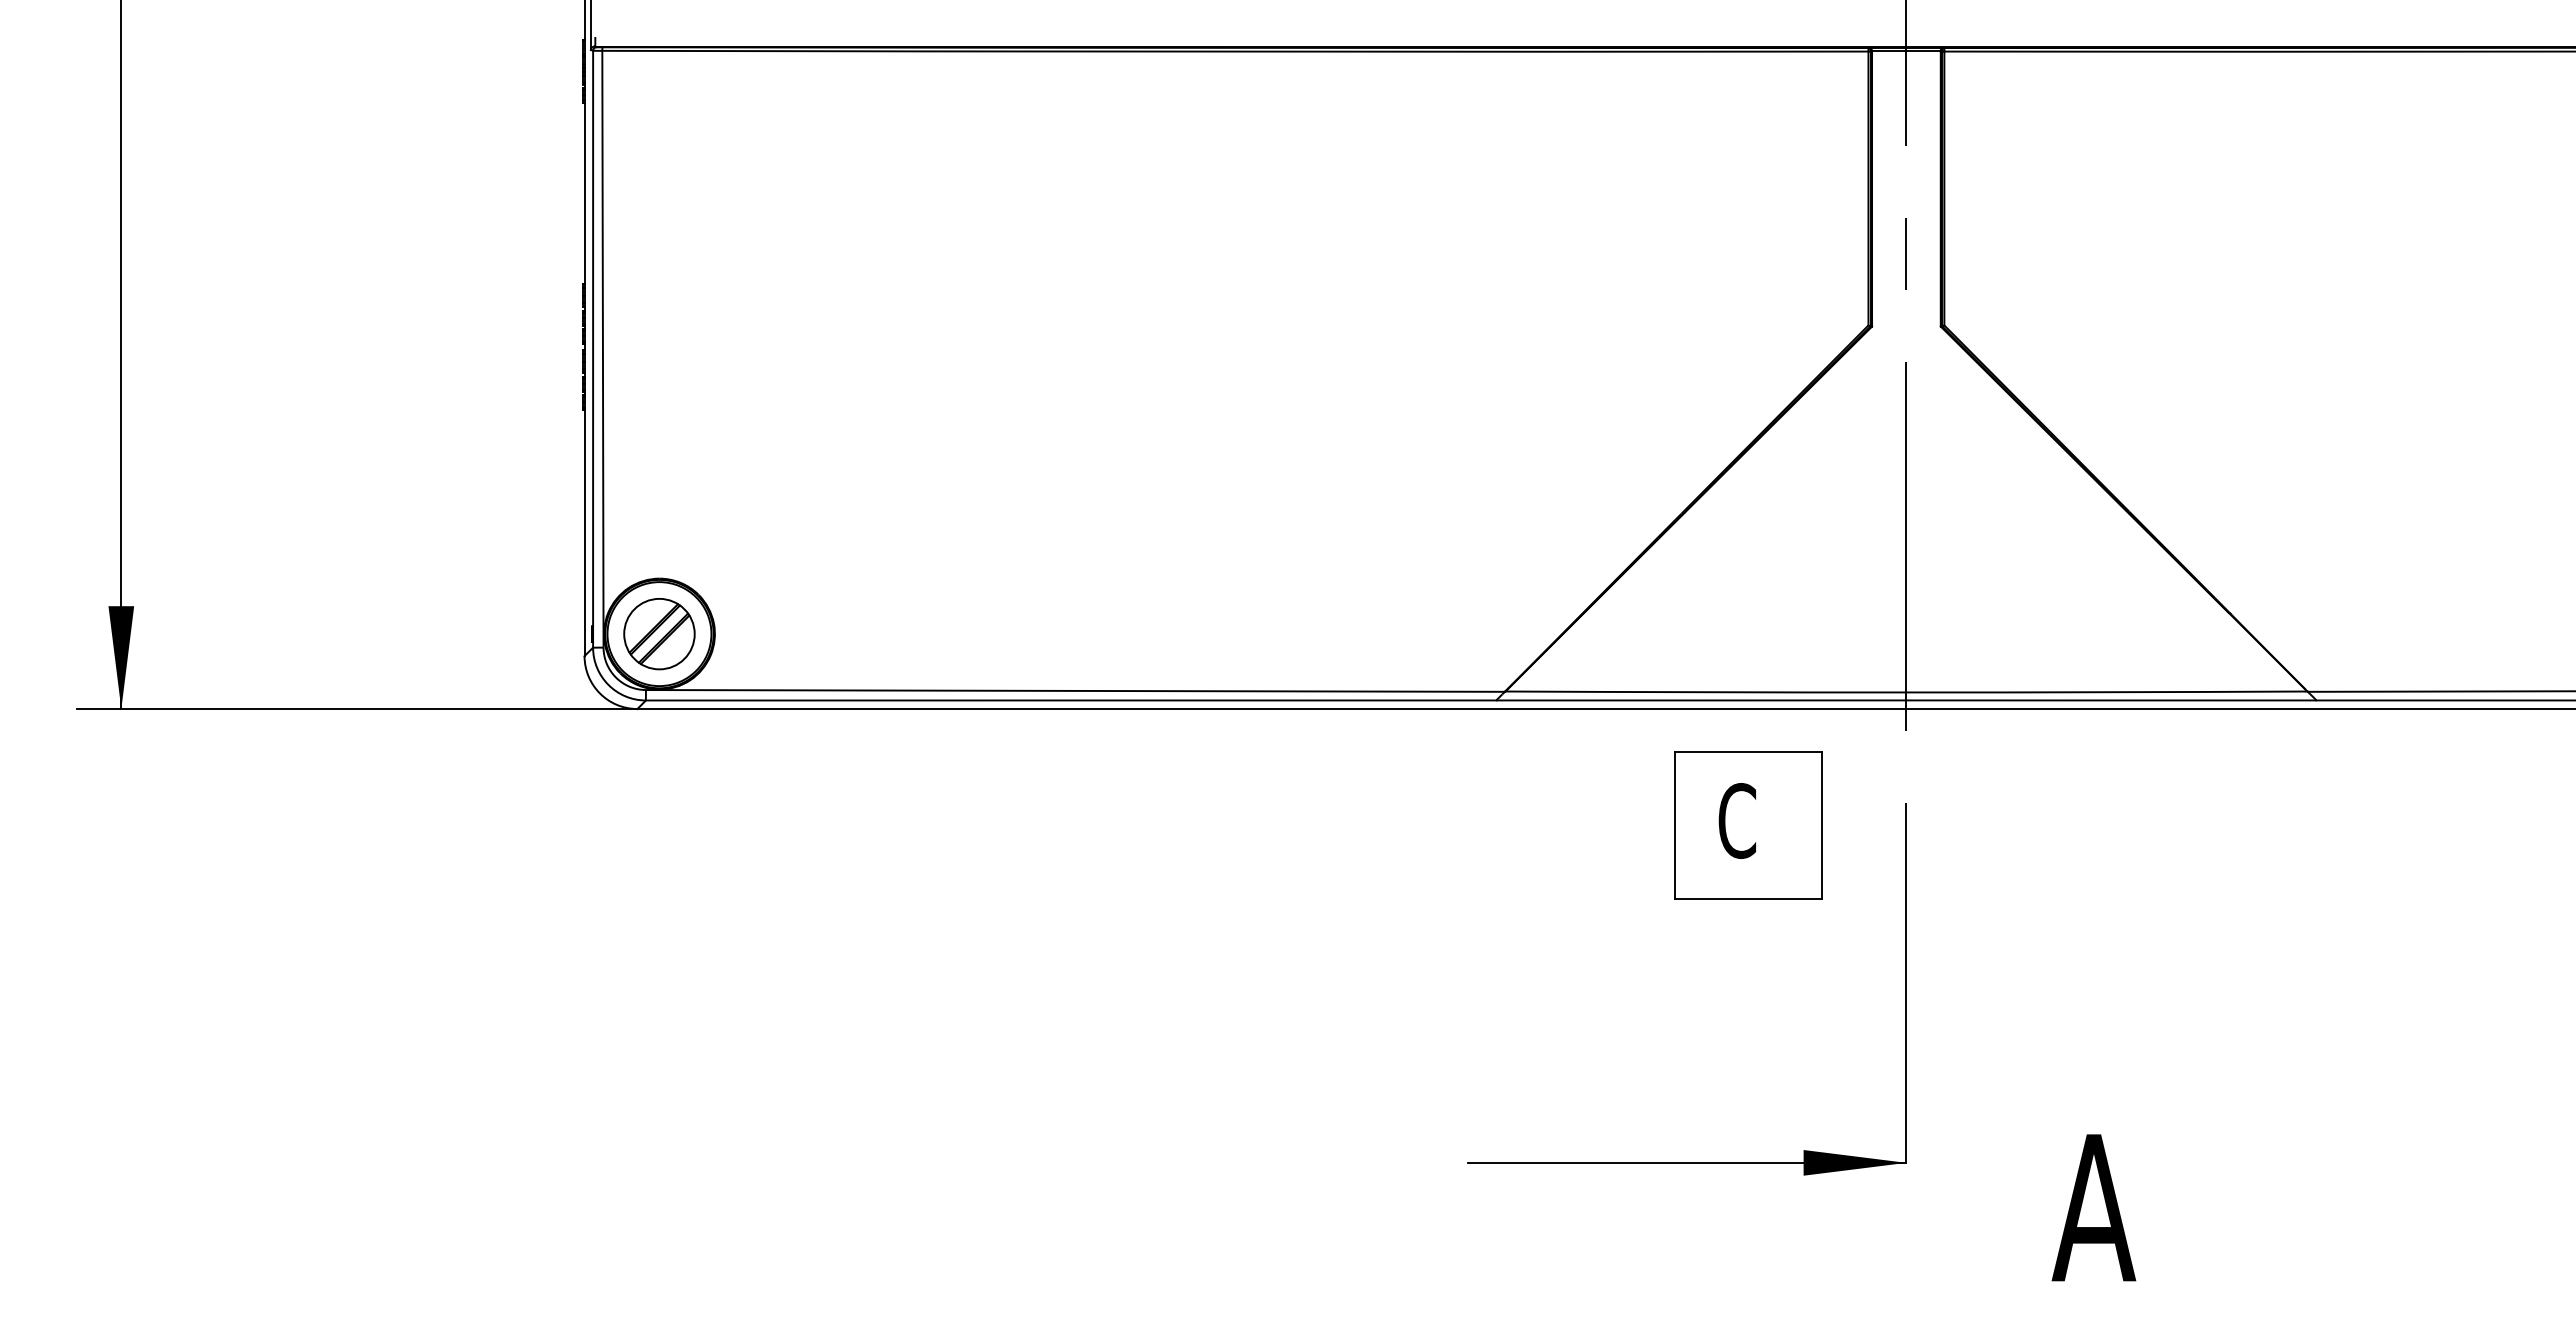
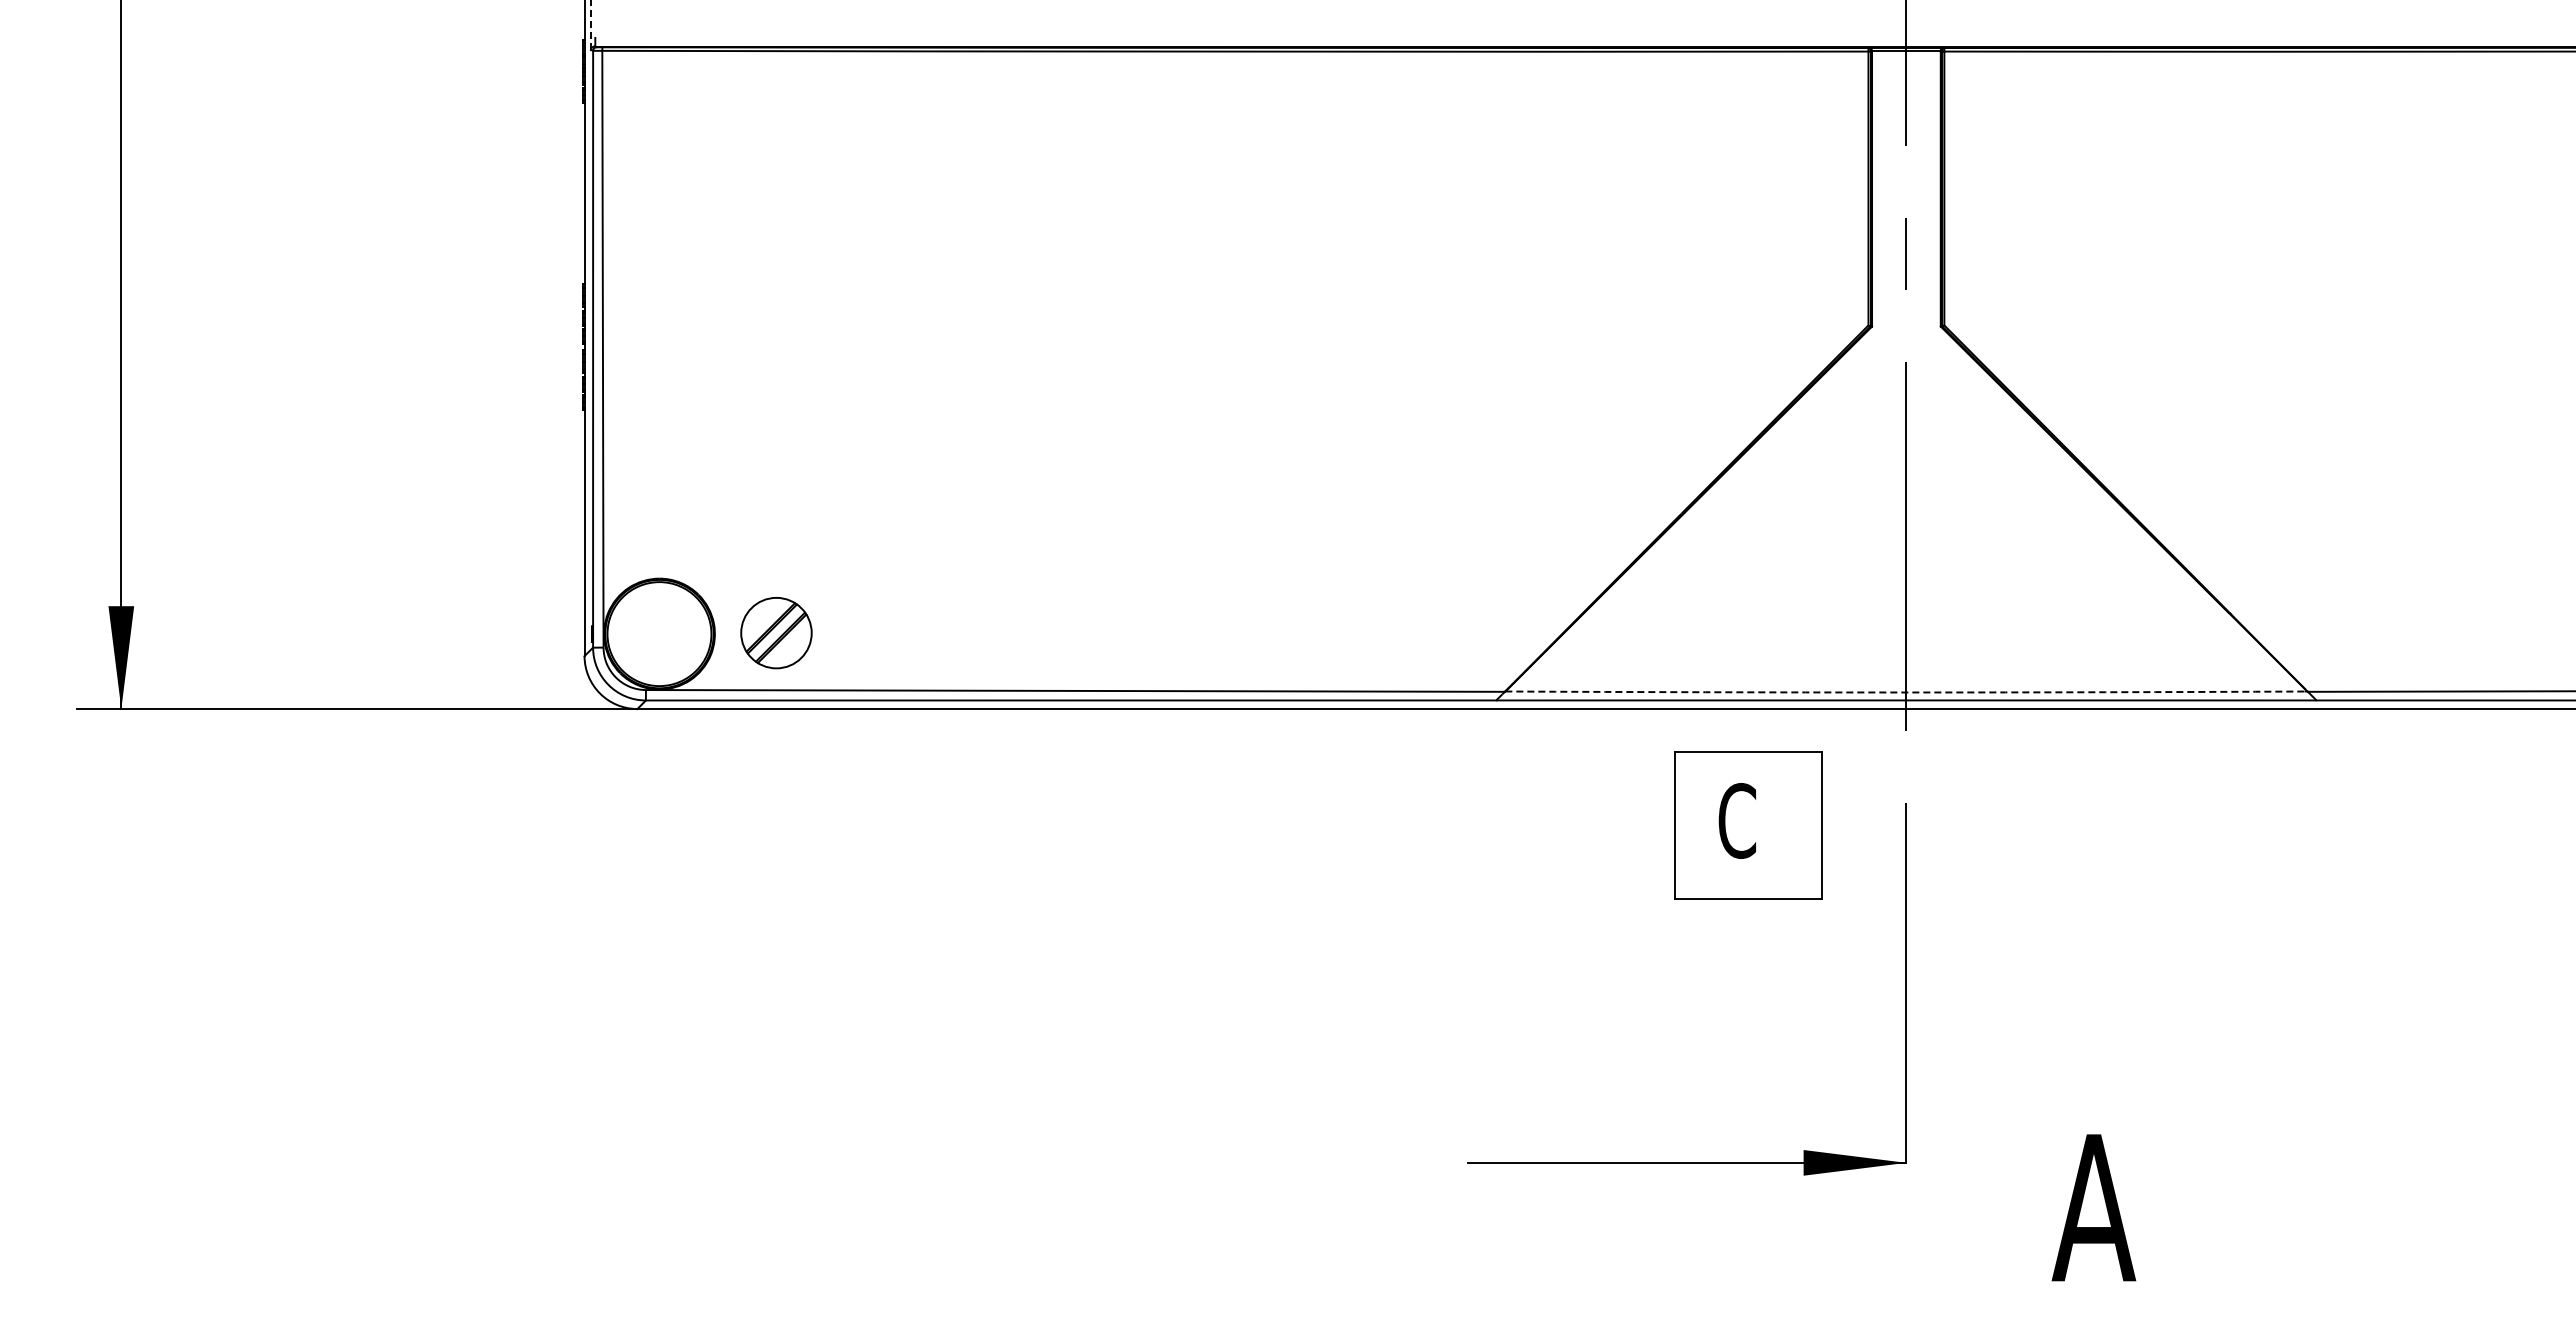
line: solid -> dashed (590, 25)
part position: (659, 634) -> (776, 633) (776, 633)
arc: solid -> dashed (1905, 692)
